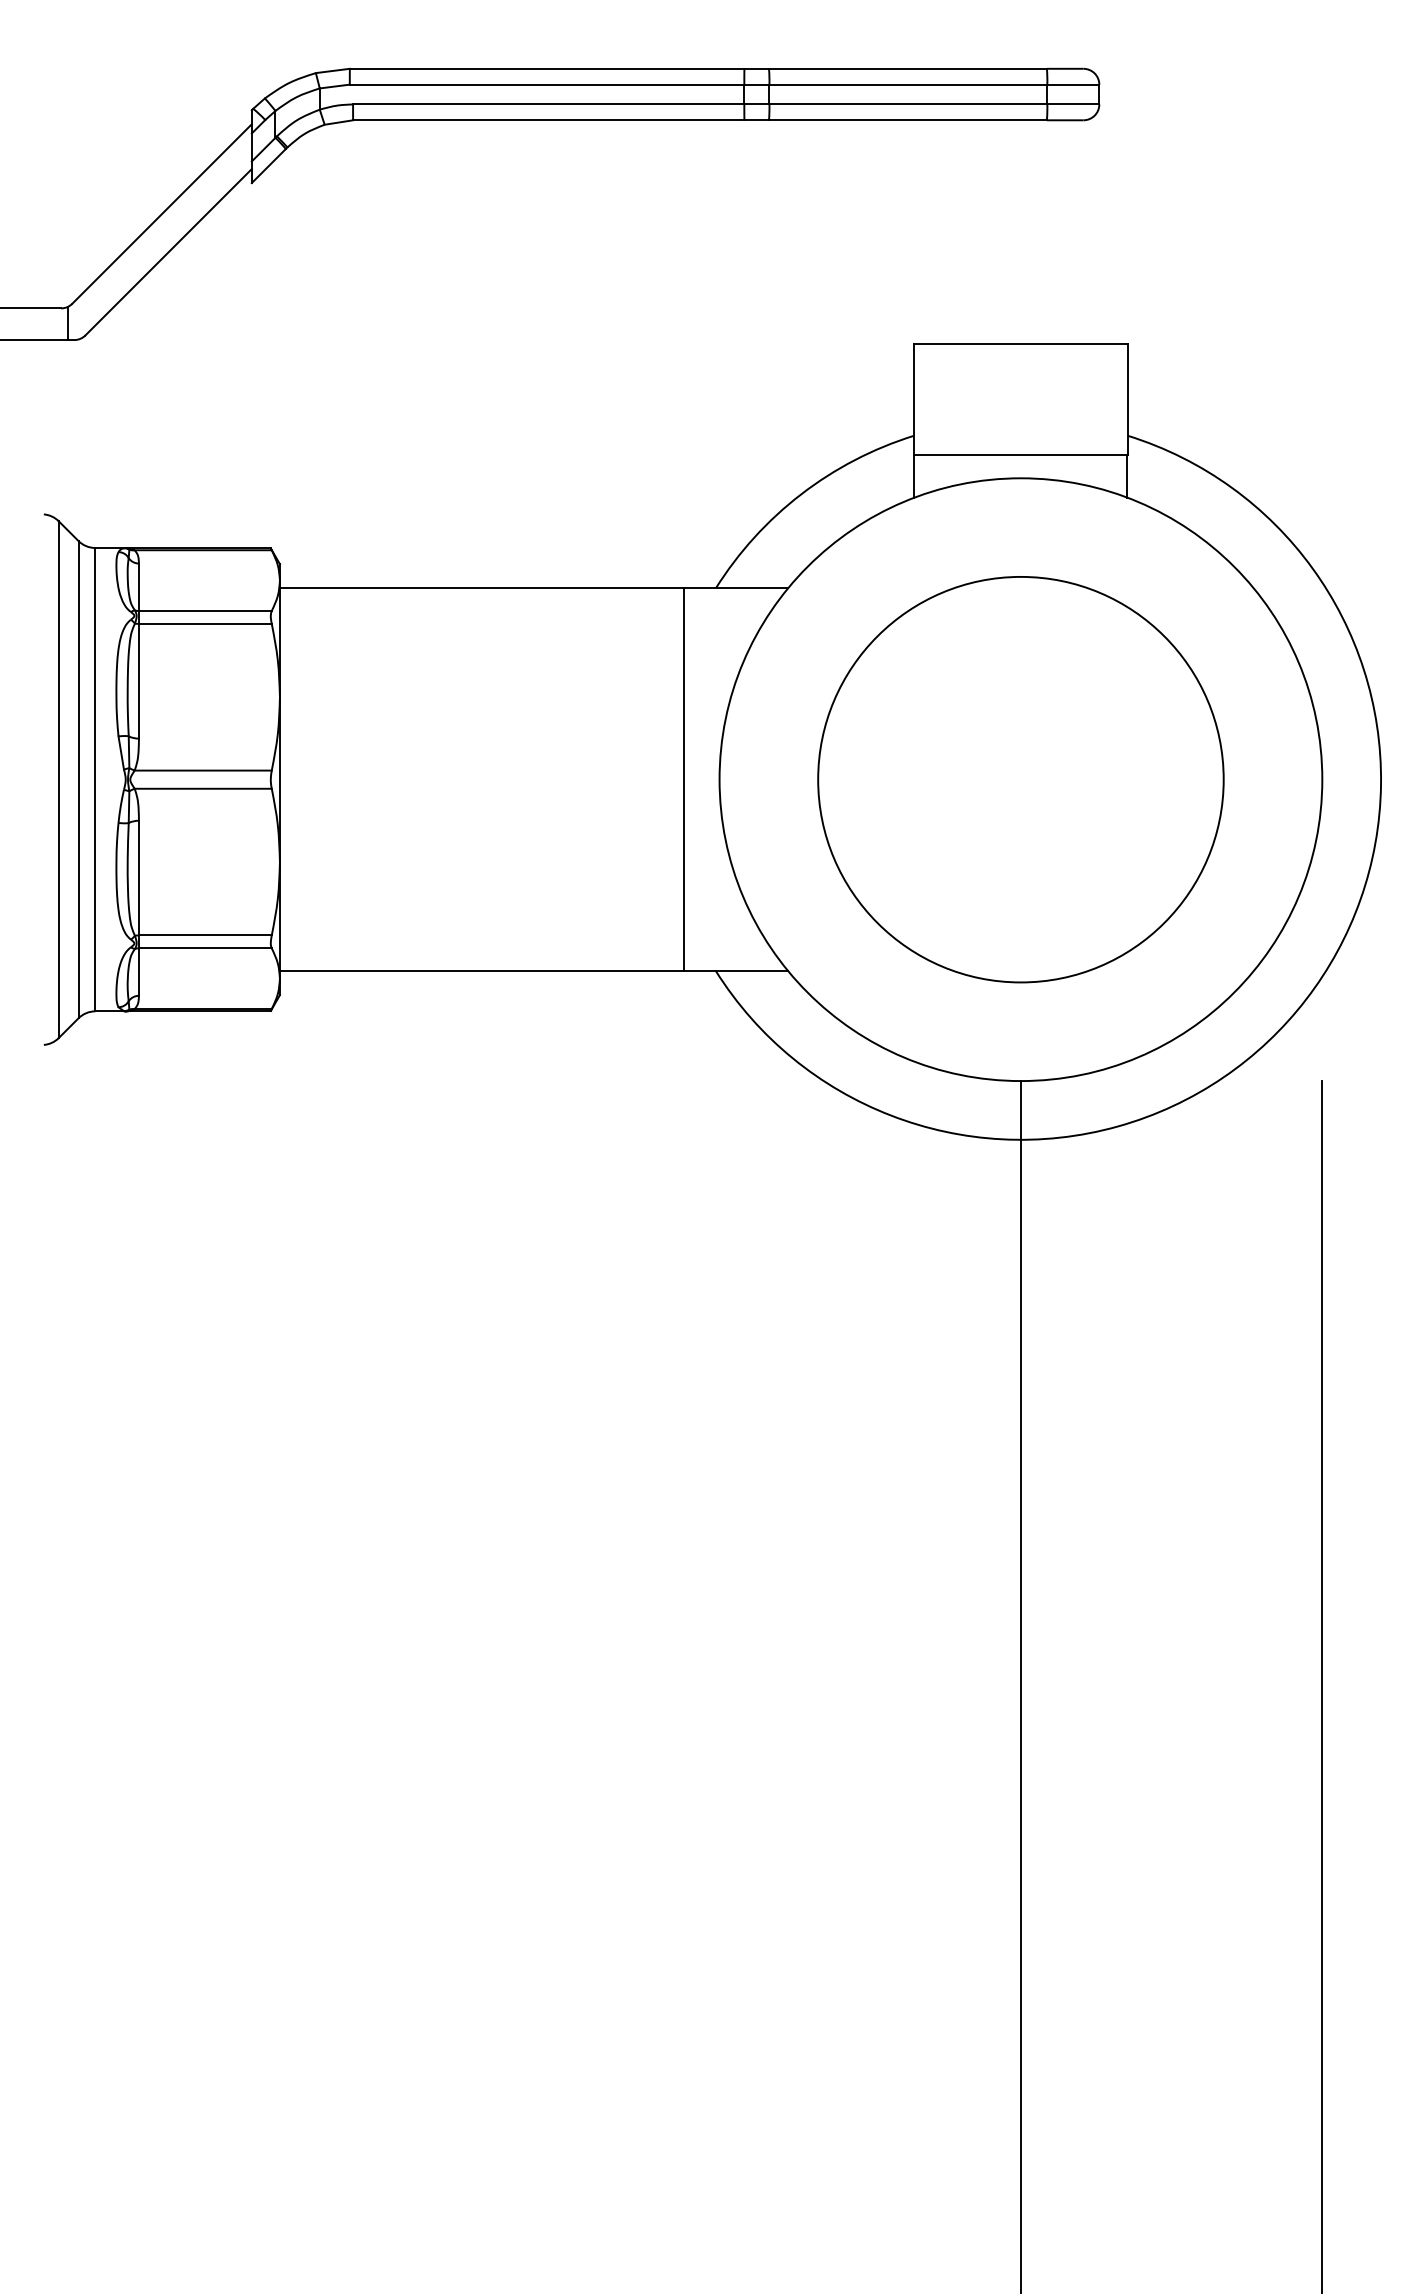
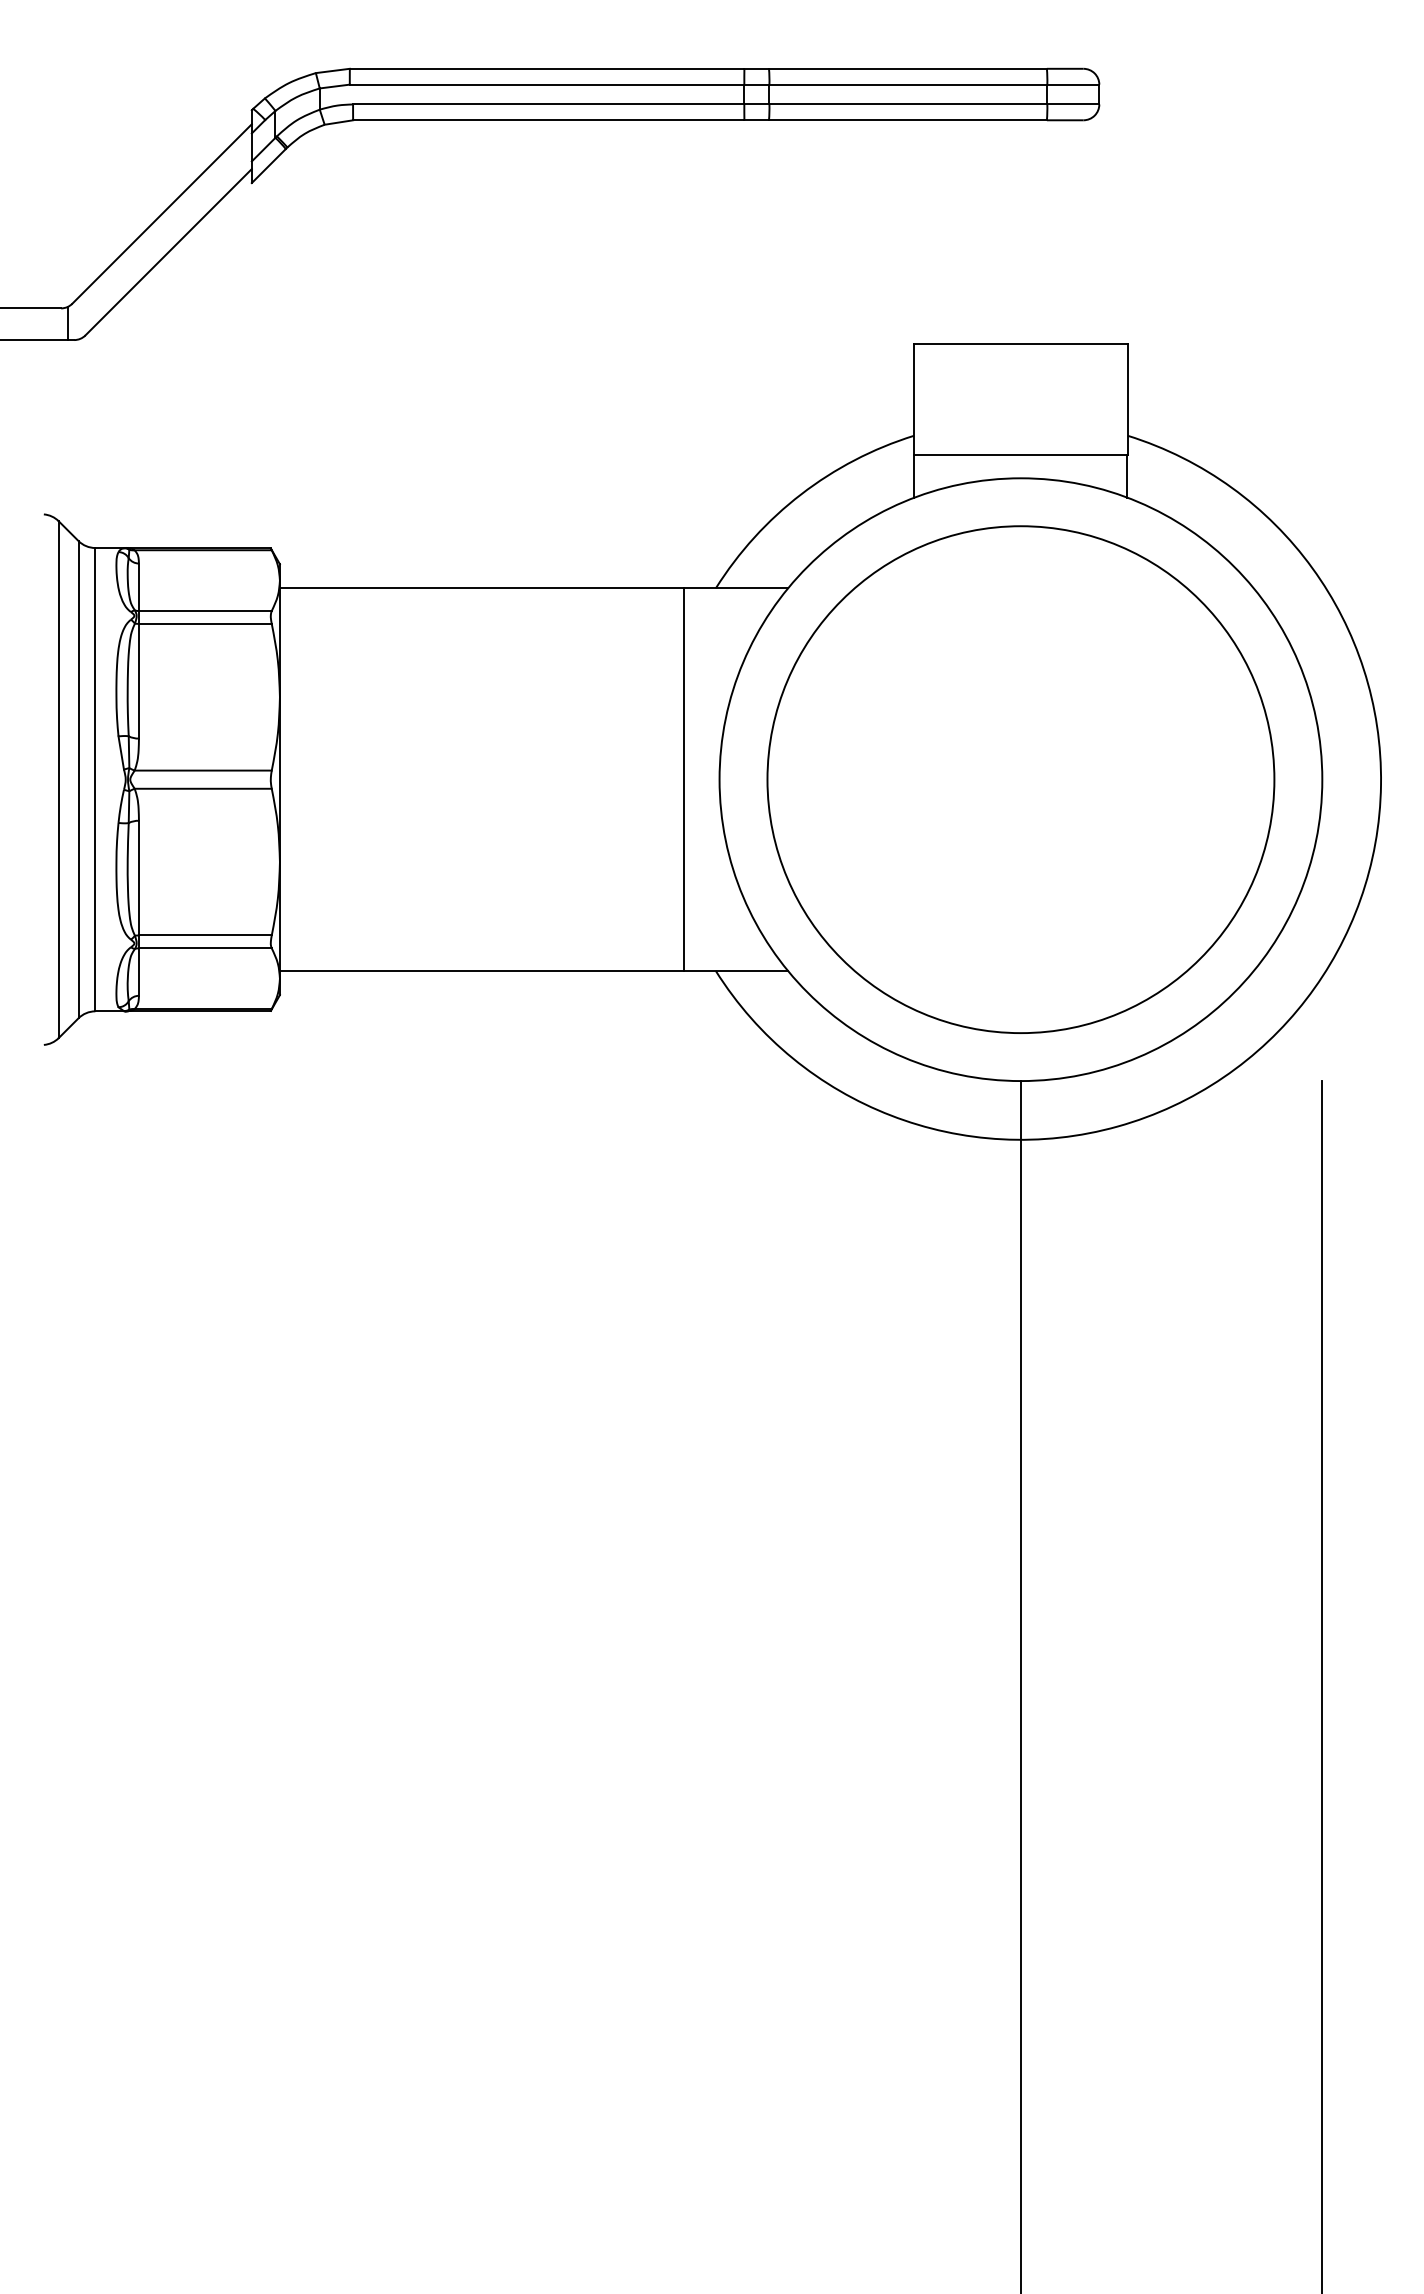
circle diameter: 406 px -> 507 px (1020, 779)
